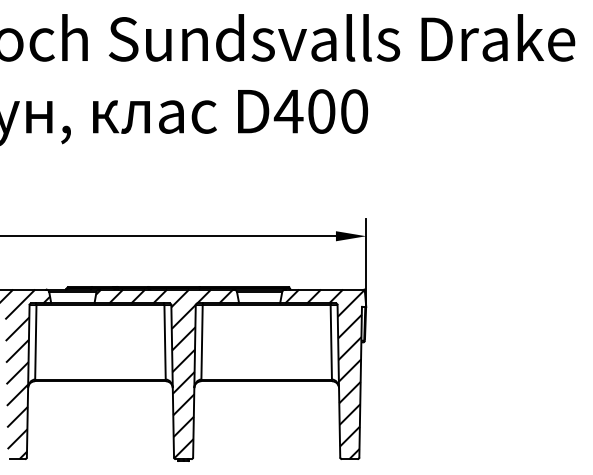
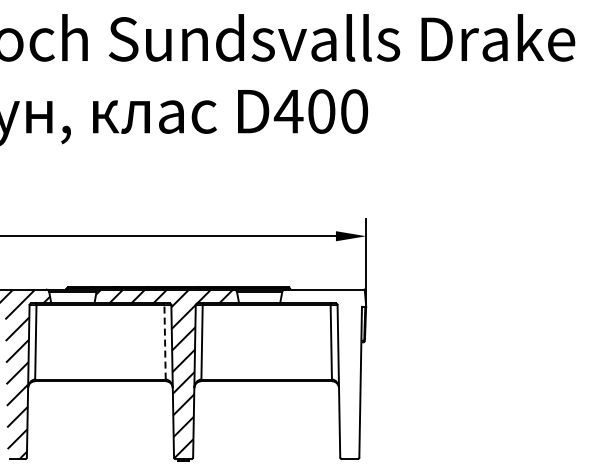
line: solid -> dashed (165, 341)
hatch: present -> none (324, 374)
